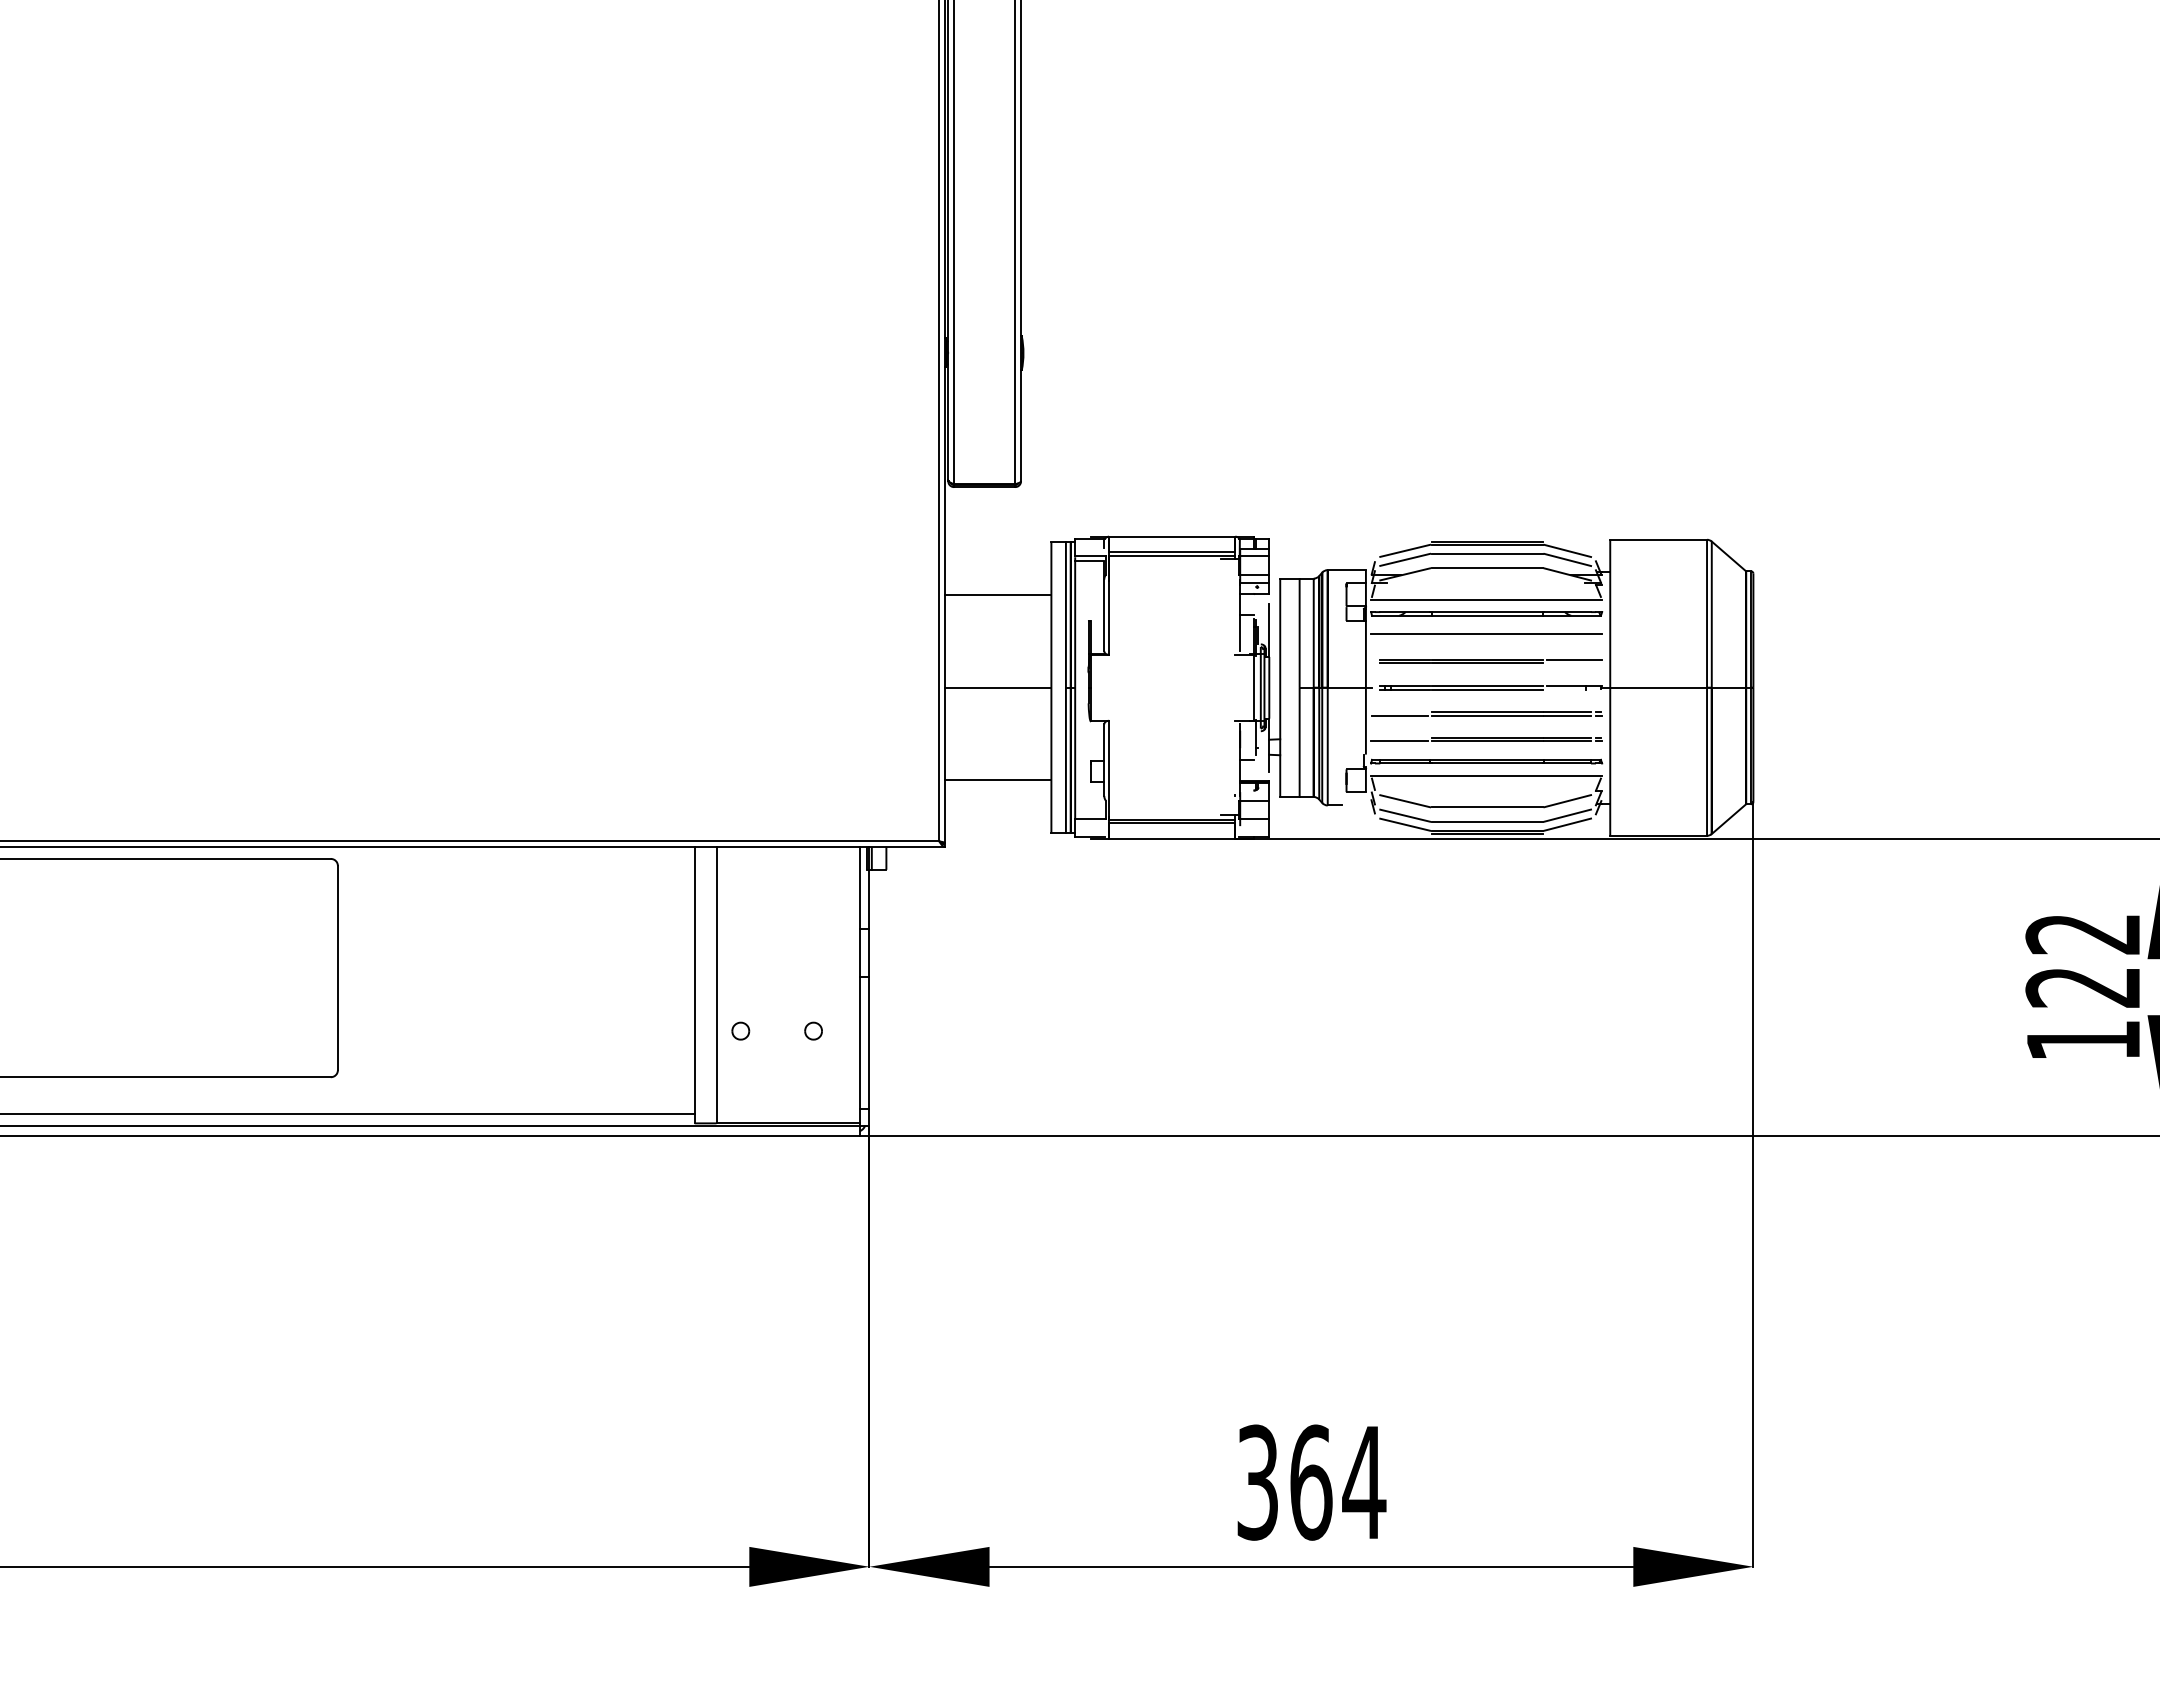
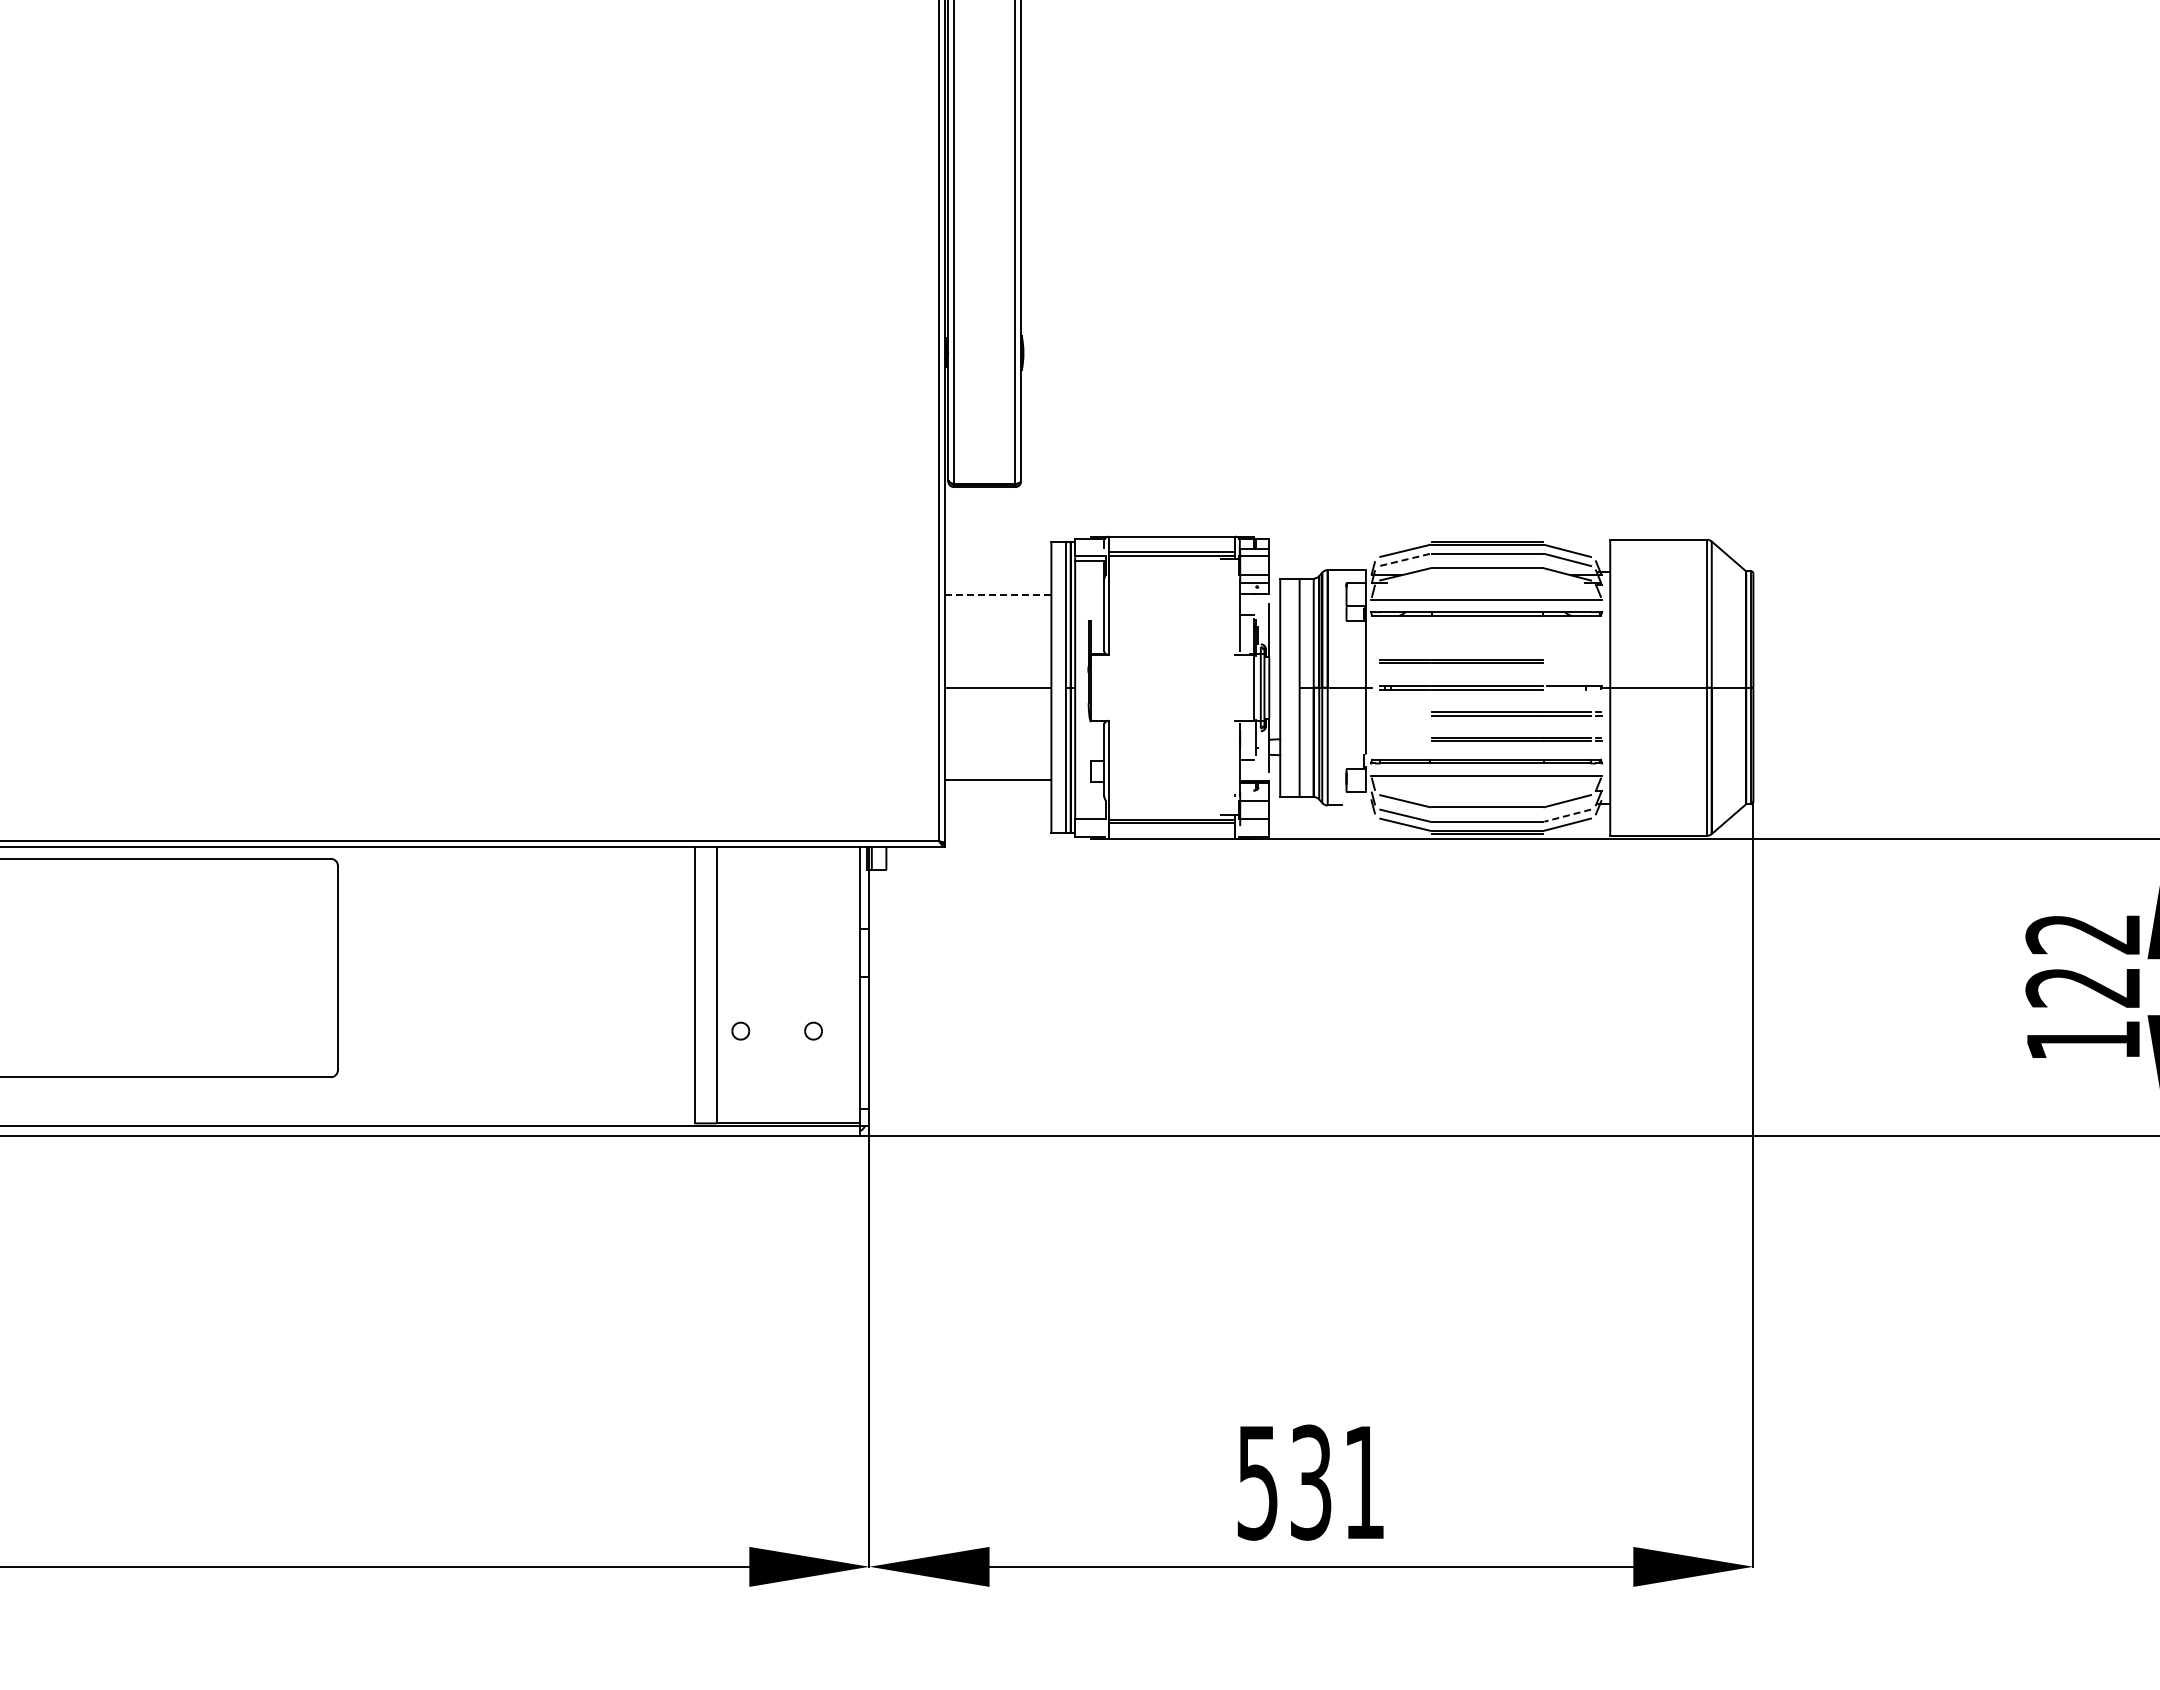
line: solid -> dashed (1405, 559)
line: solid -> dashed (997, 595)
line: present -> none (1486, 634)
line: present -> none (1573, 659)
line: present -> none (1399, 716)
line: present -> none (1399, 741)
line: solid -> dashed (1567, 815)
line: present -> none (348, 1113)
text: 364 -> 531 (1312, 1482)
